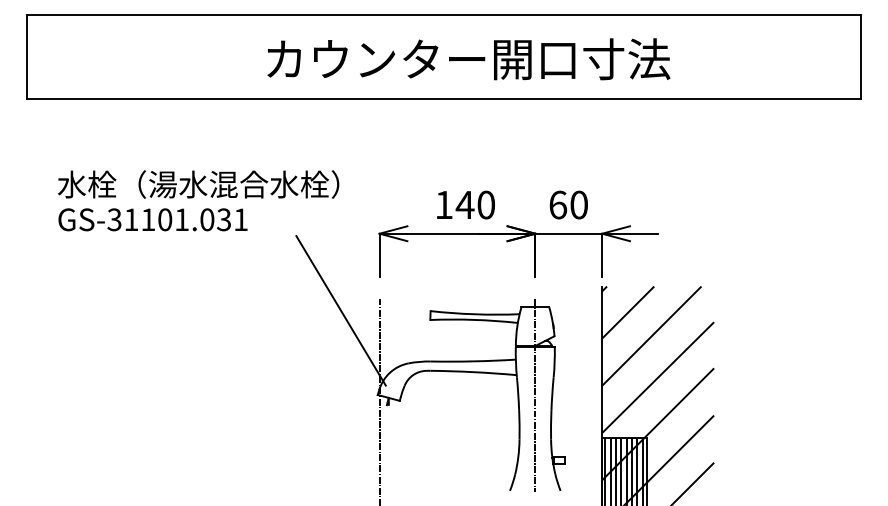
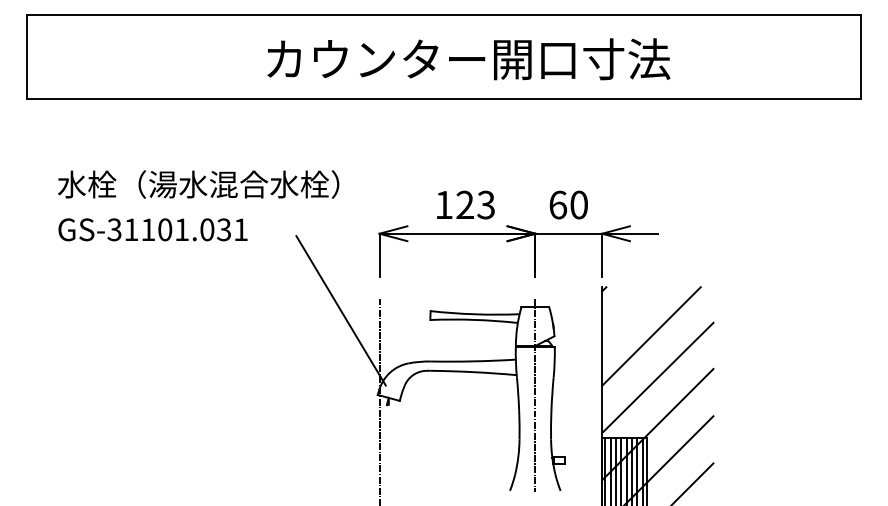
text: 140 -> 123 (474, 204)
text position: (152, 219) -> (152, 229) (152, 229)
line: present -> none (627, 312)
